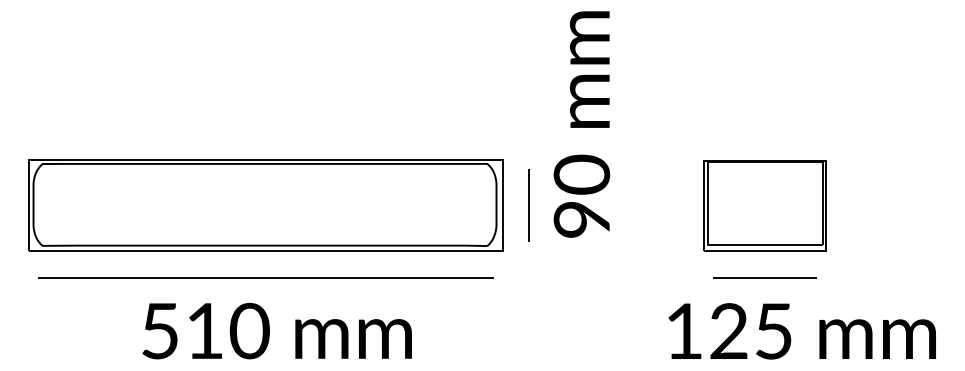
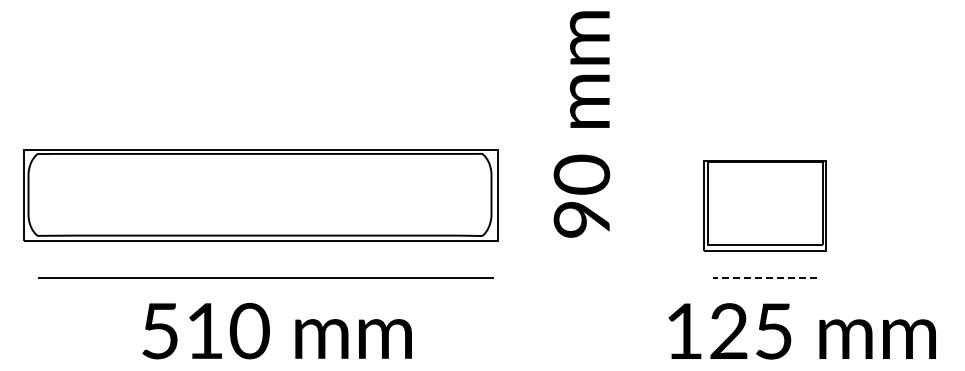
part position: (265, 205) -> (260, 195) (260, 195)
line: present -> none (528, 205)
line: solid -> dashed (765, 278)
